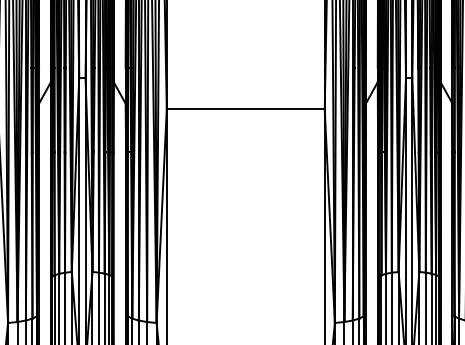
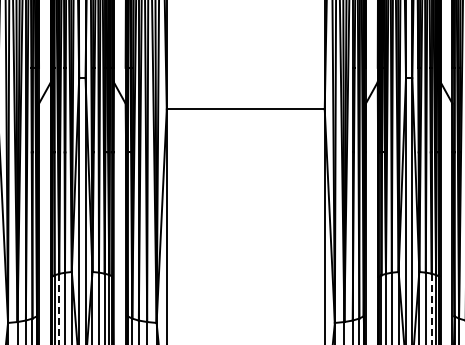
line: solid -> dashed (59, 309)
line: solid -> dashed (431, 309)
